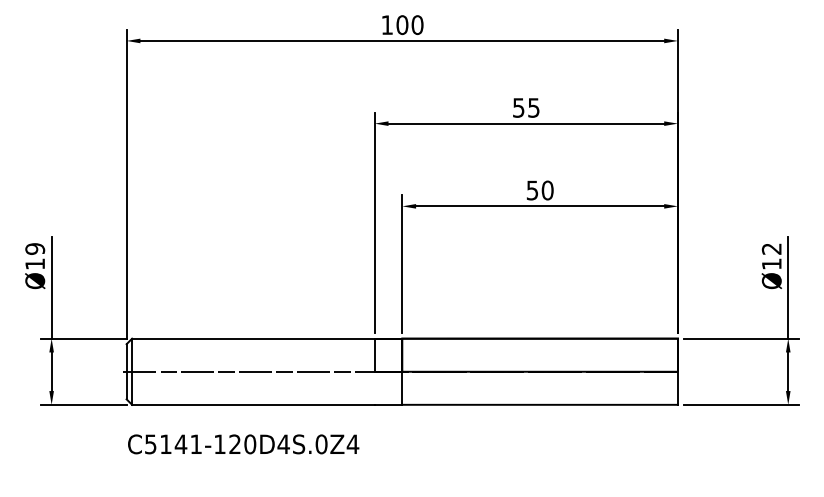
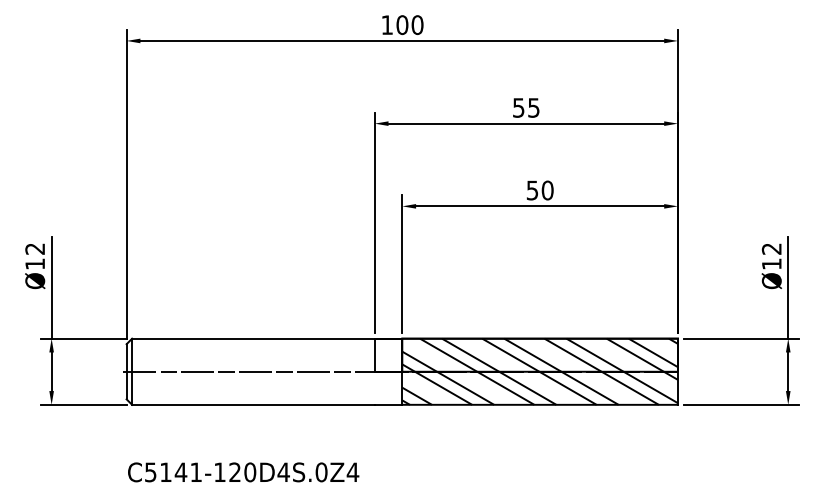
text: Ø19 -> Ø12 (35, 248)
hatch: none -> present (539, 371)
text position: (243, 444) -> (243, 472) (243, 472)
